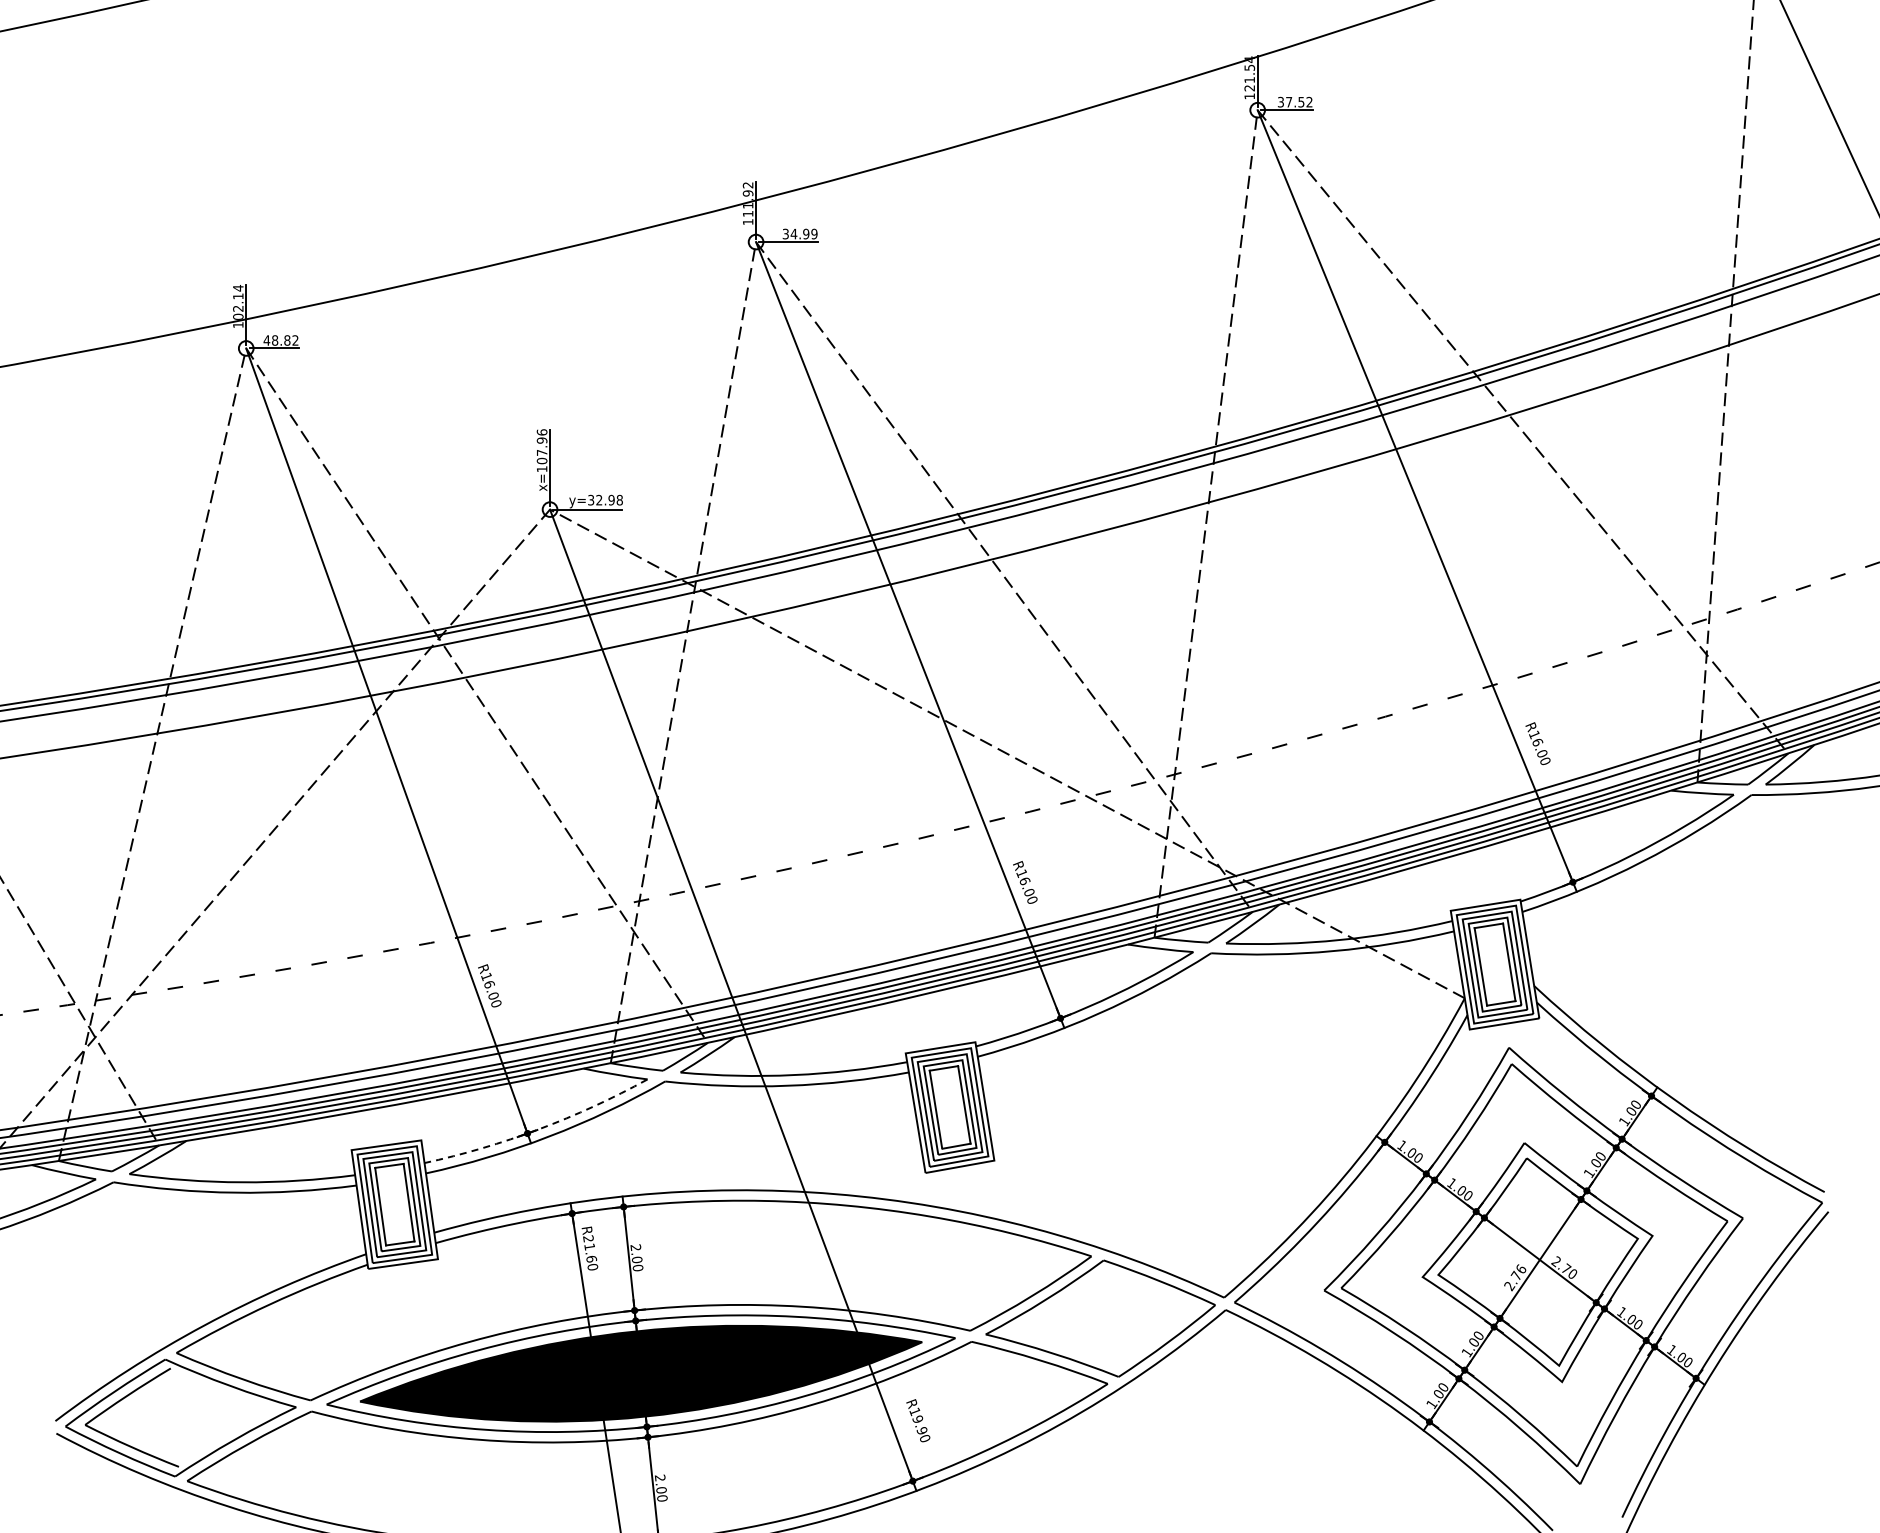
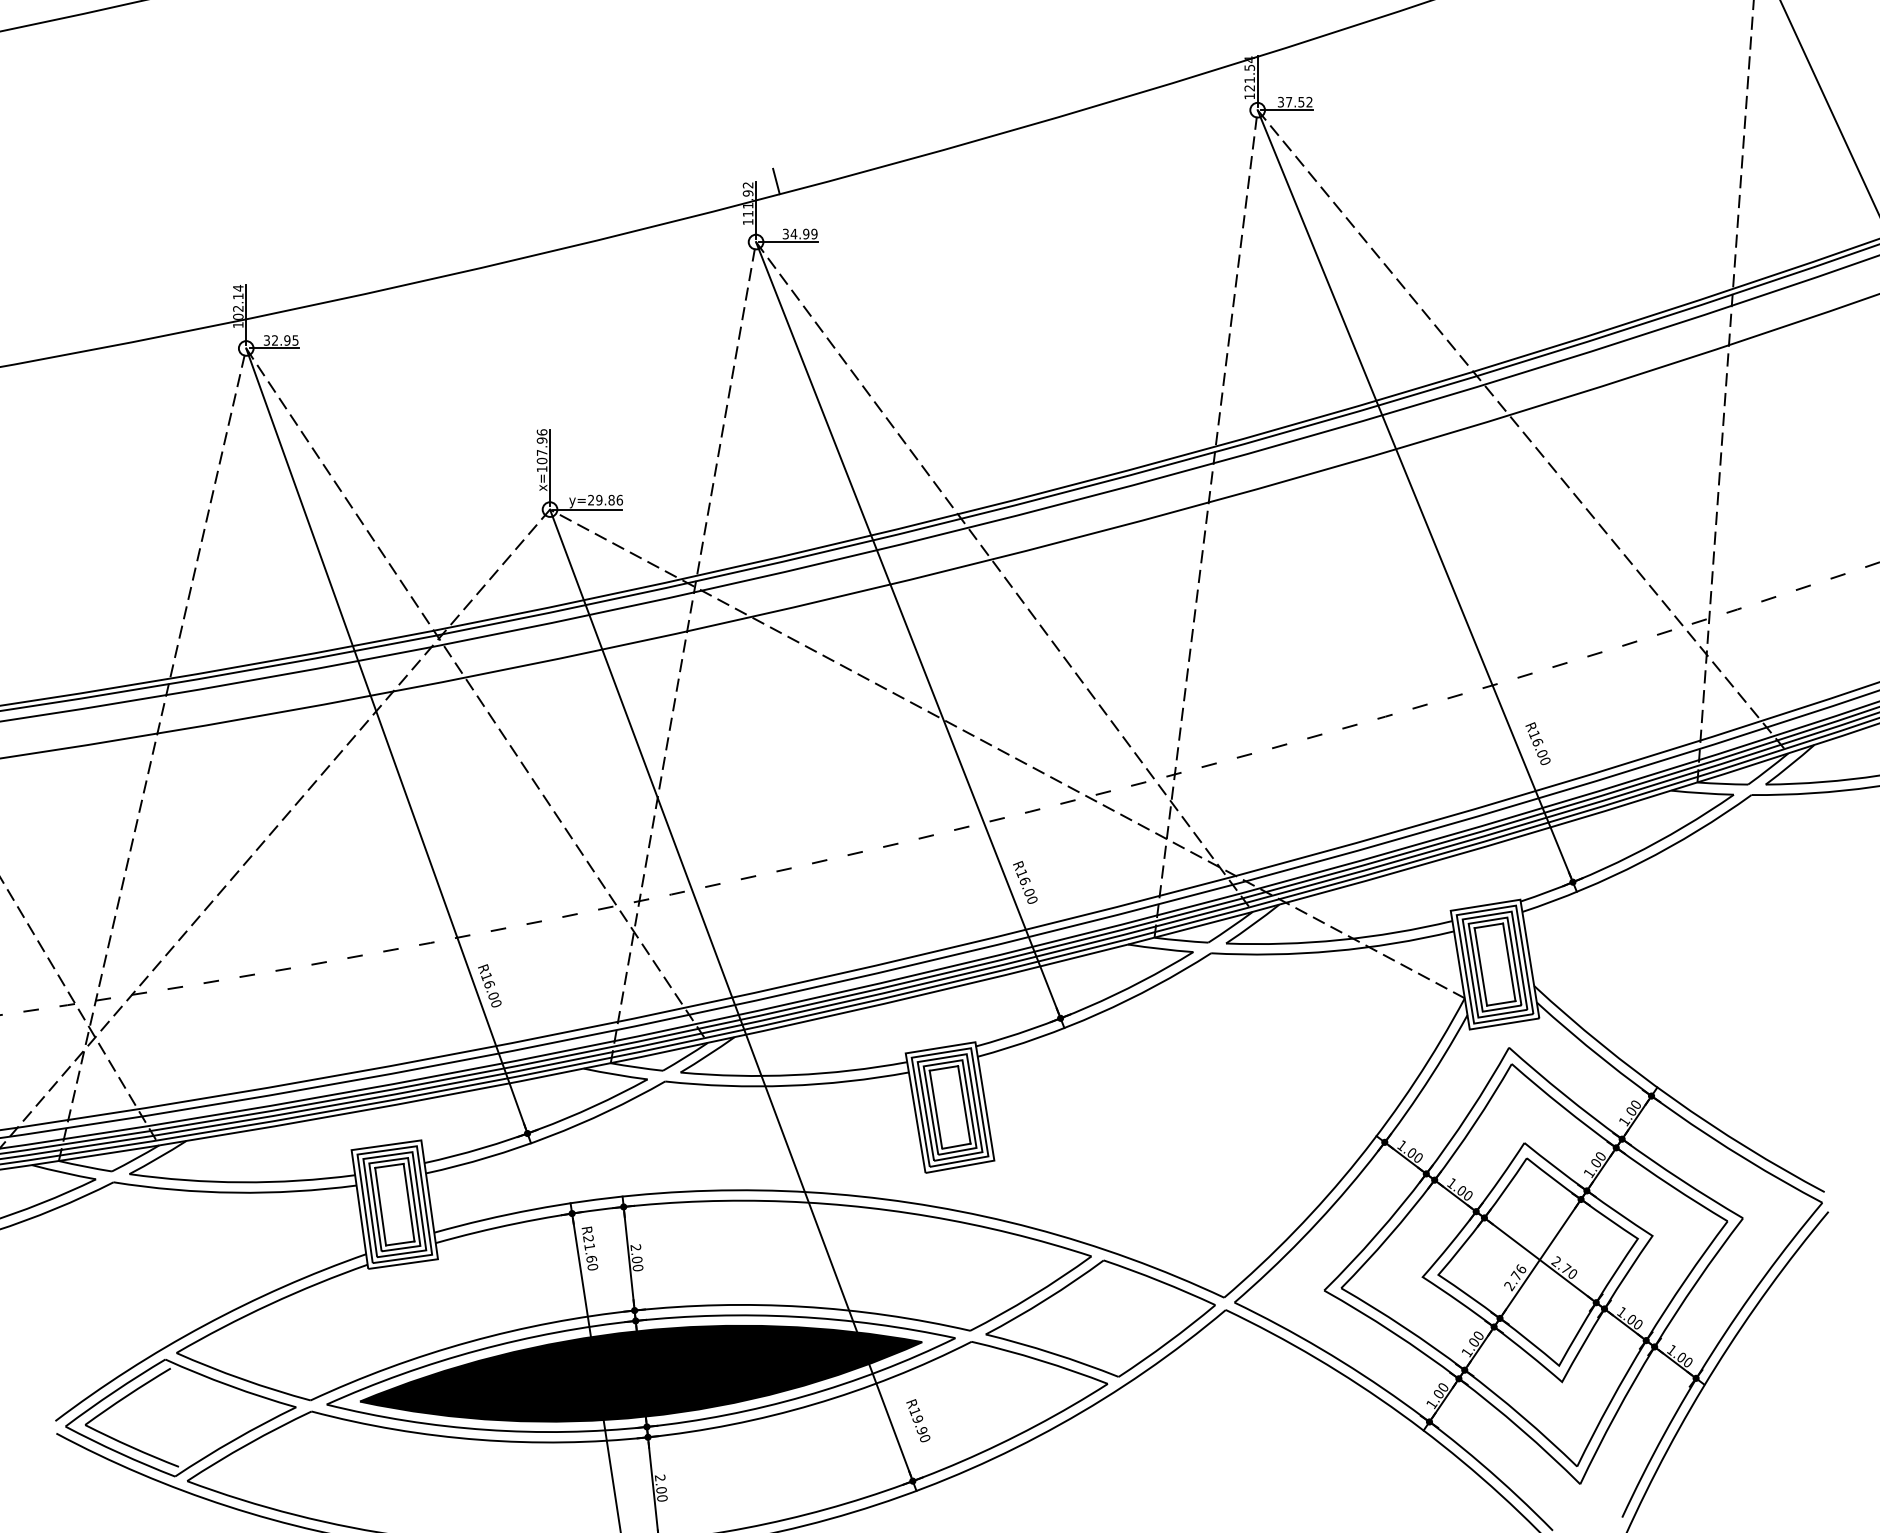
line: none -> present (776, 181)
text: 48.82 -> 32.95 (280, 340)
text: y=32.98 -> y=29.86 (605, 500)
arc: dashed -> solid (538, 1129)
